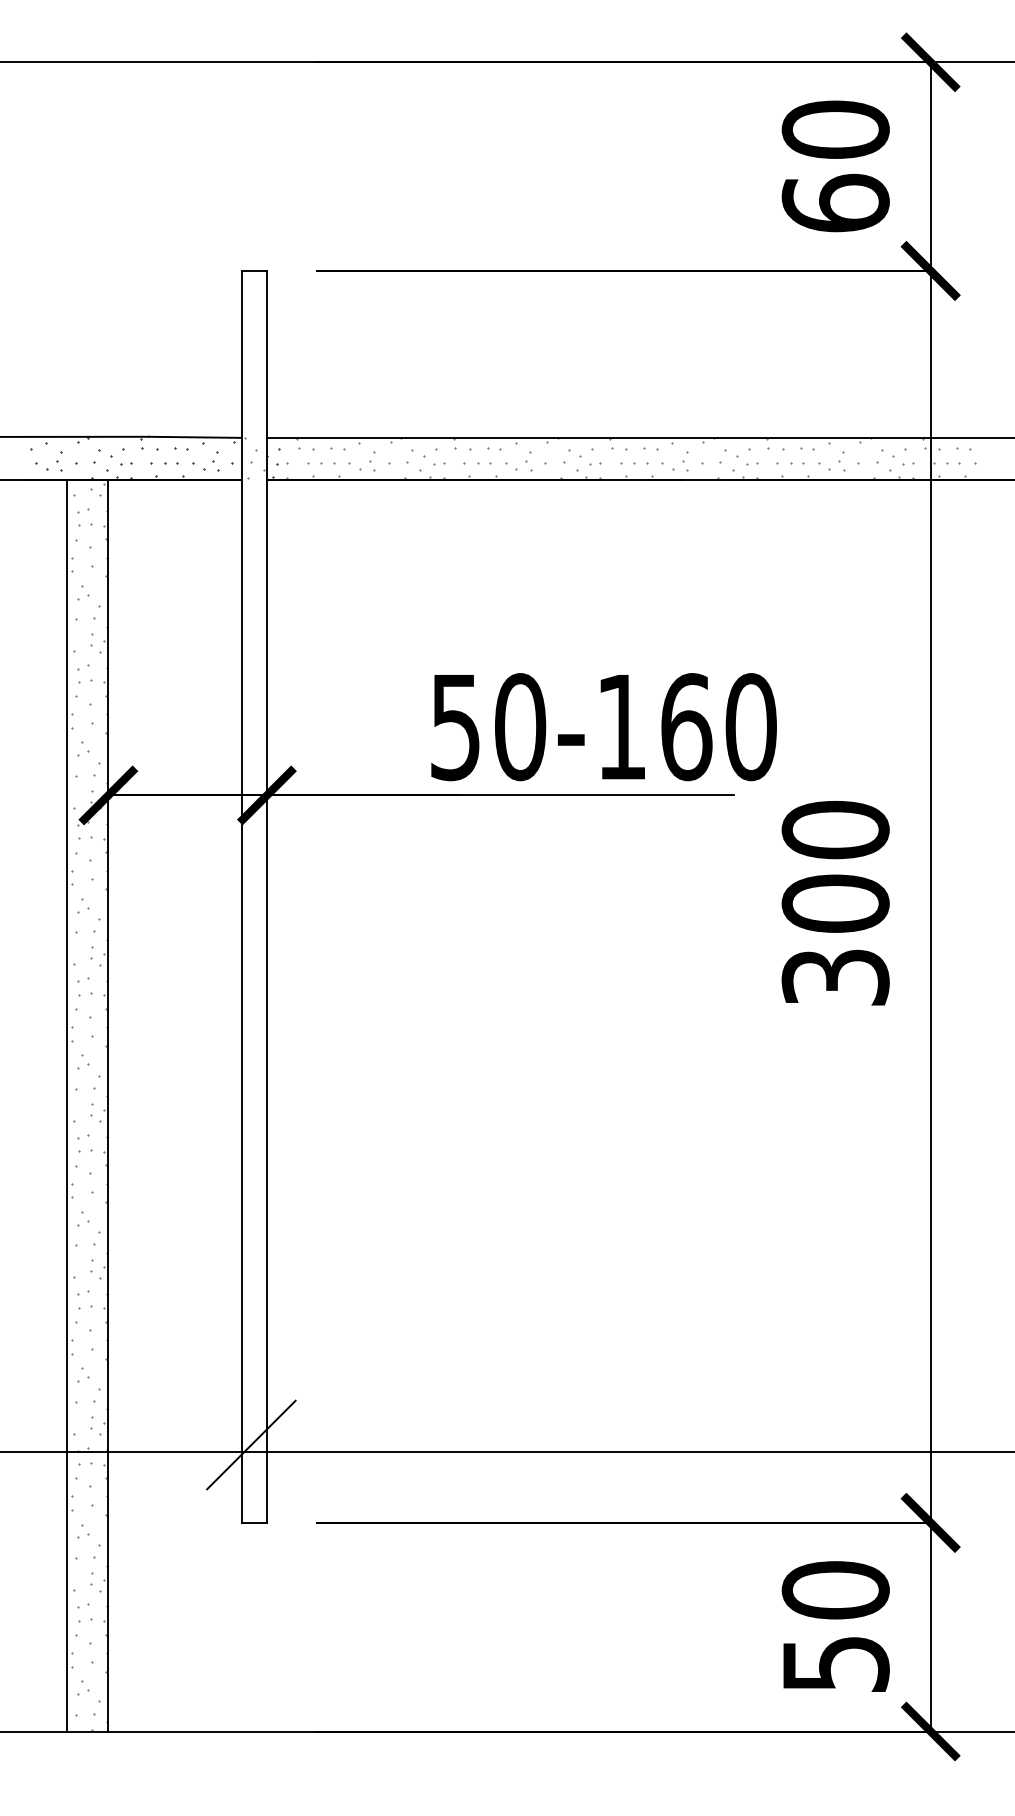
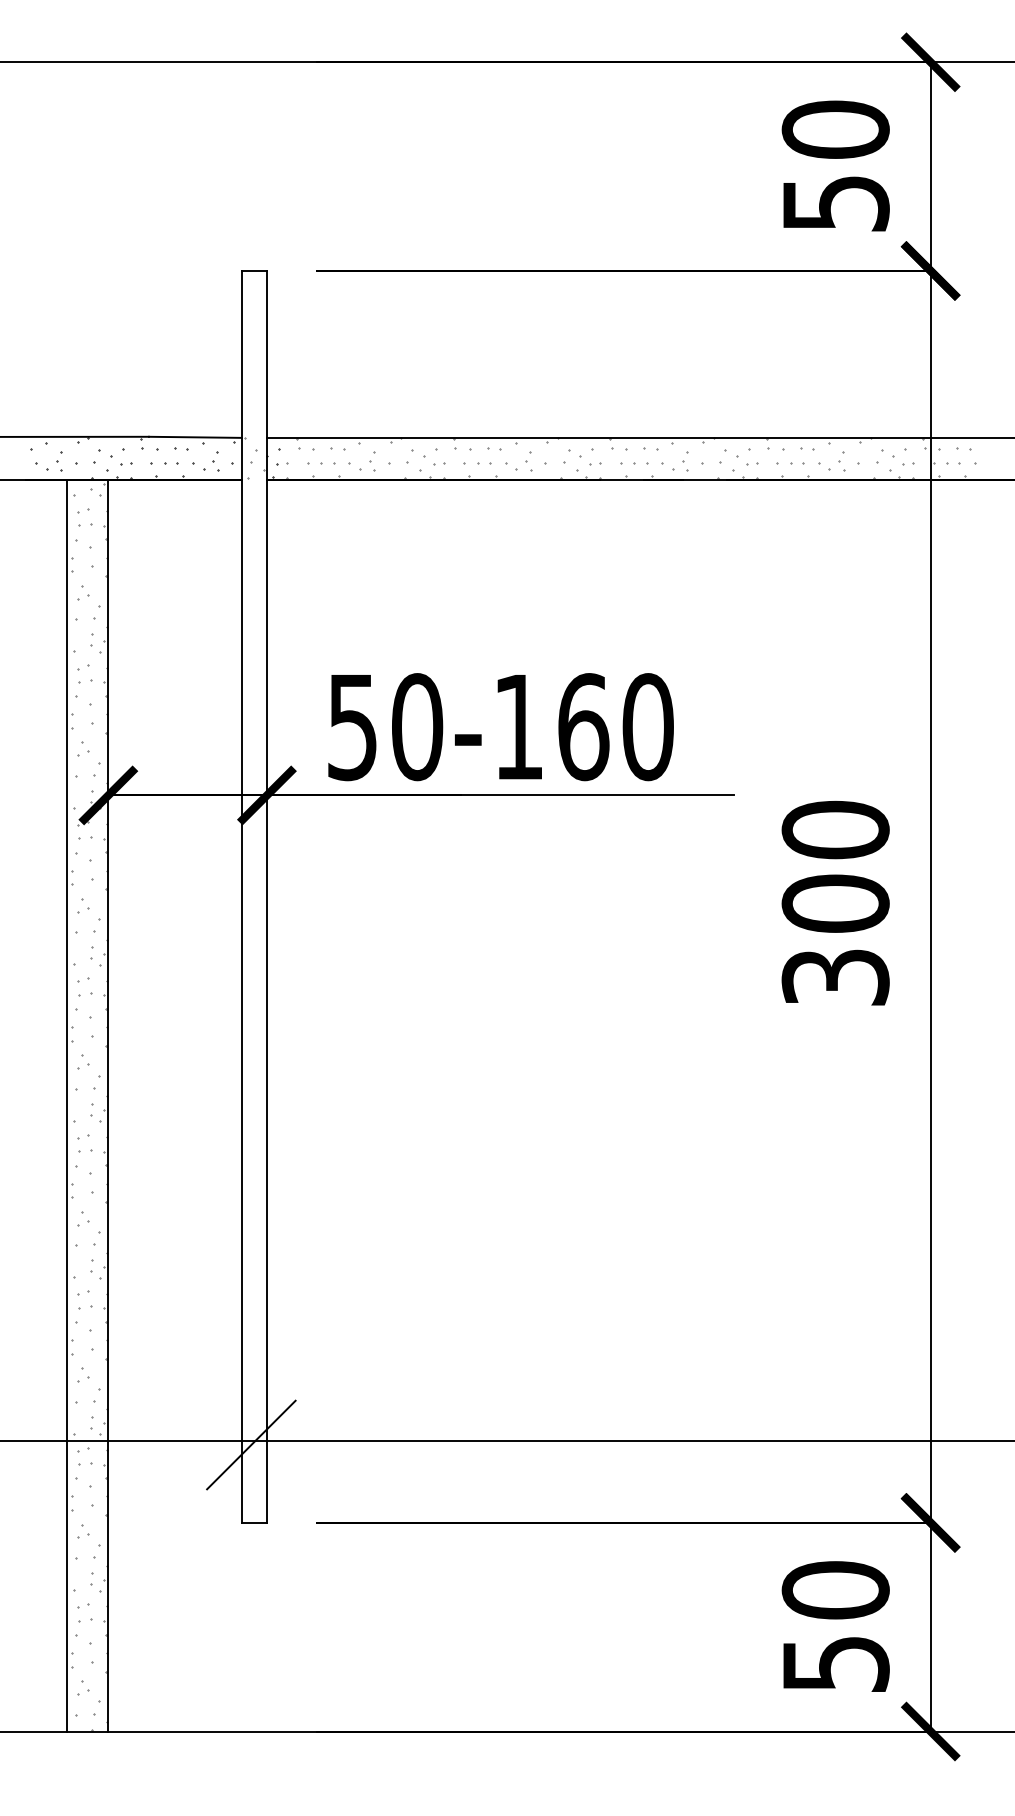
text: 60 -> 50 (835, 202)
text position: (603, 727) -> (500, 727) (500, 727)
line position: (506, 1452) -> (506, 1441) (506, 1441)
